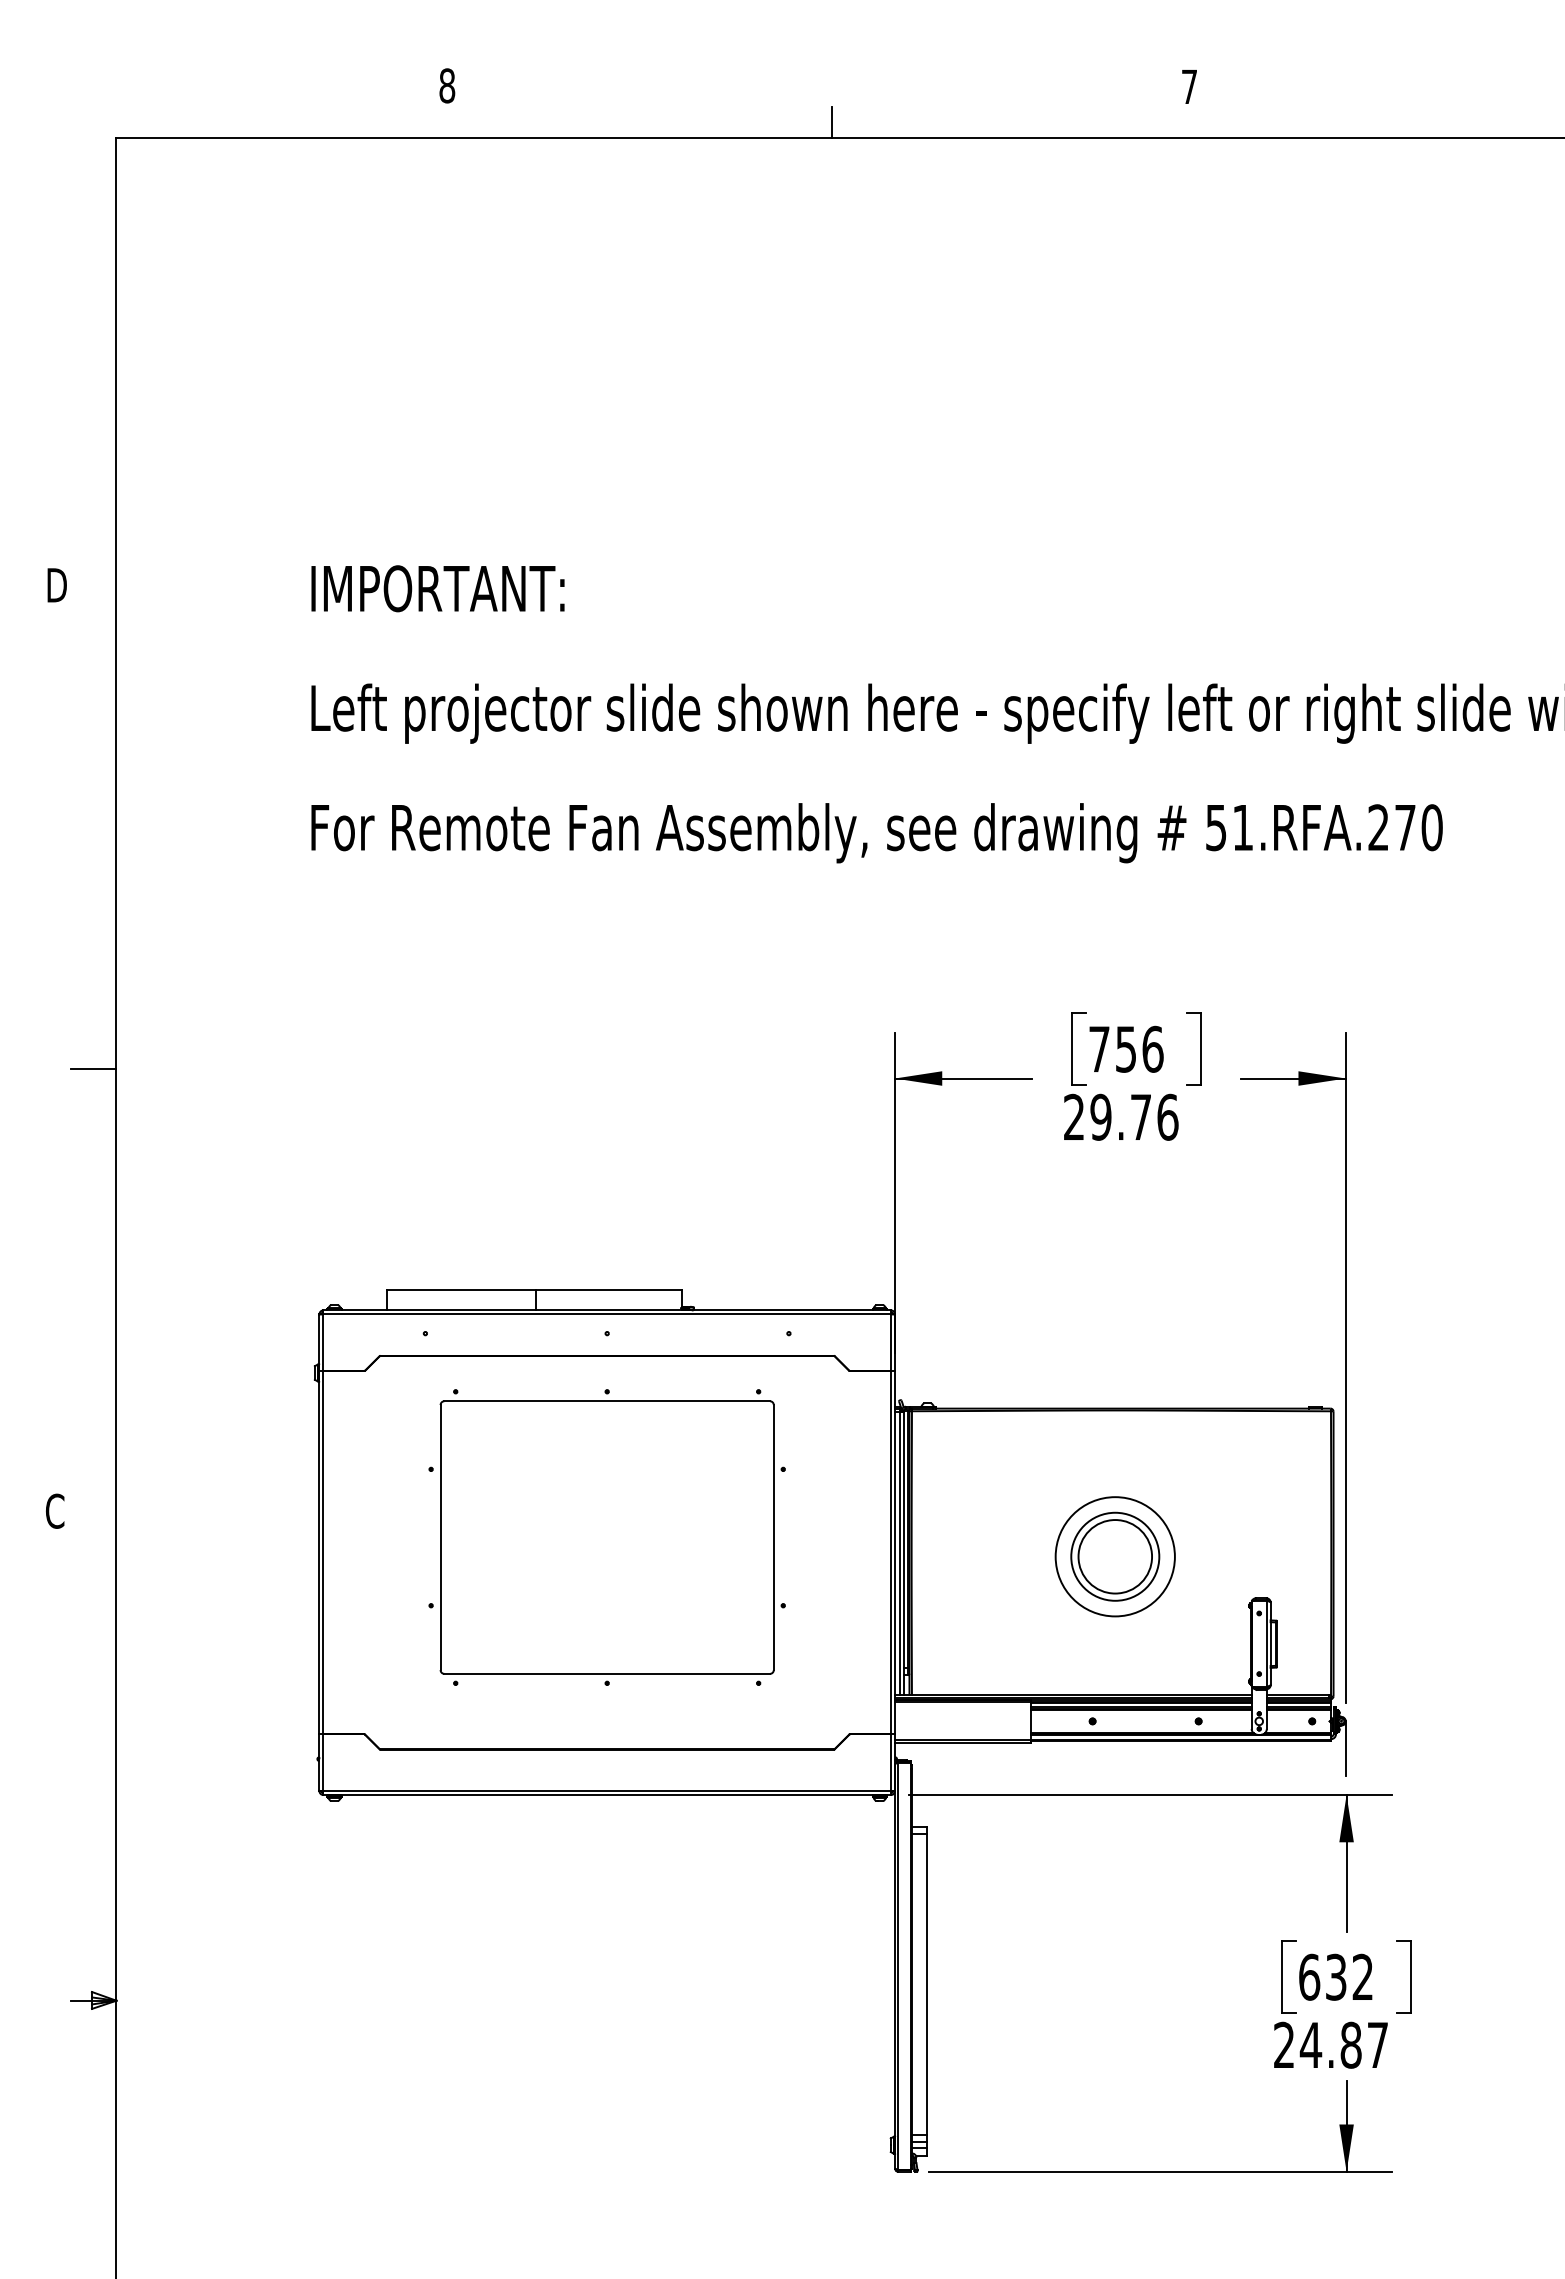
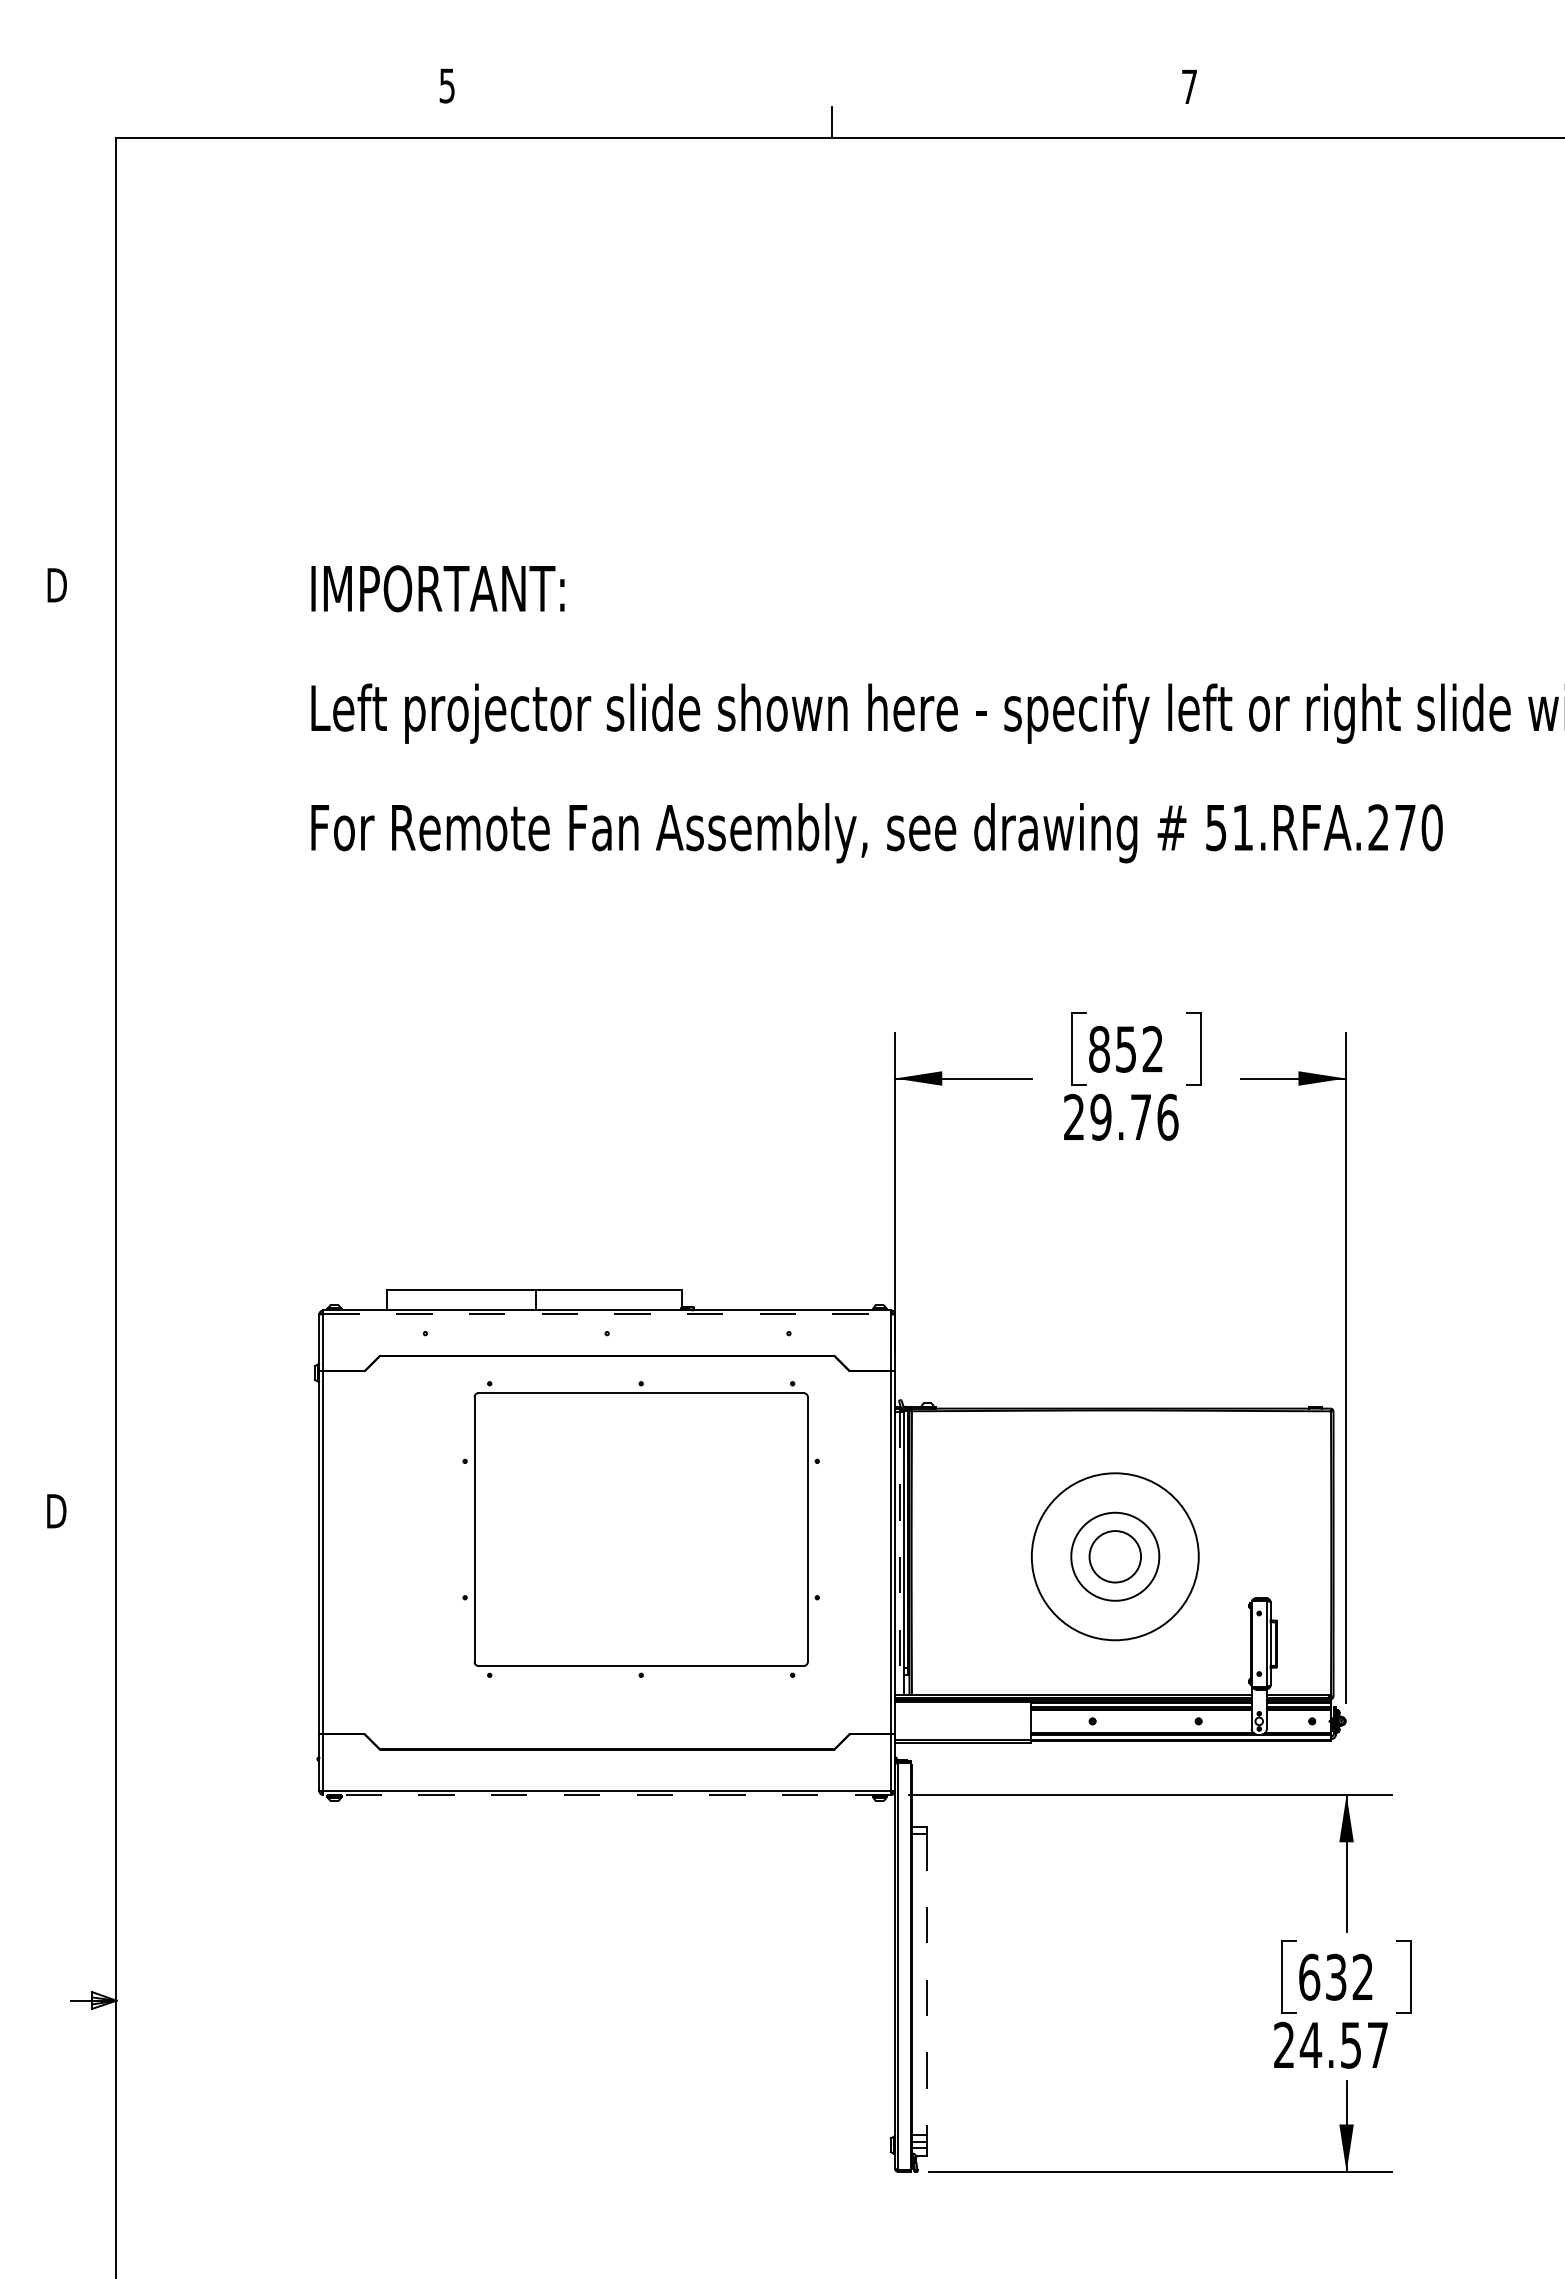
text: 8 -> 5 (447, 85)
text: 756 -> 852 (1126, 1048)
line: present -> none (93, 1069)
line: solid -> dashed (607, 1314)
text: C -> D (55, 1510)
part position: (606, 1537) -> (640, 1529) (640, 1529)
line: solid -> dashed (899, 1553)
circle diameter: 119 px -> 167 px (1114, 1556)
circle diameter: 74 px -> 51 px (1115, 1556)
line: present -> none (1345, 1748)
line: solid -> dashed (607, 1795)
line: solid -> dashed (927, 1985)
text: 24.87 -> 24.57 (1350, 2044)
